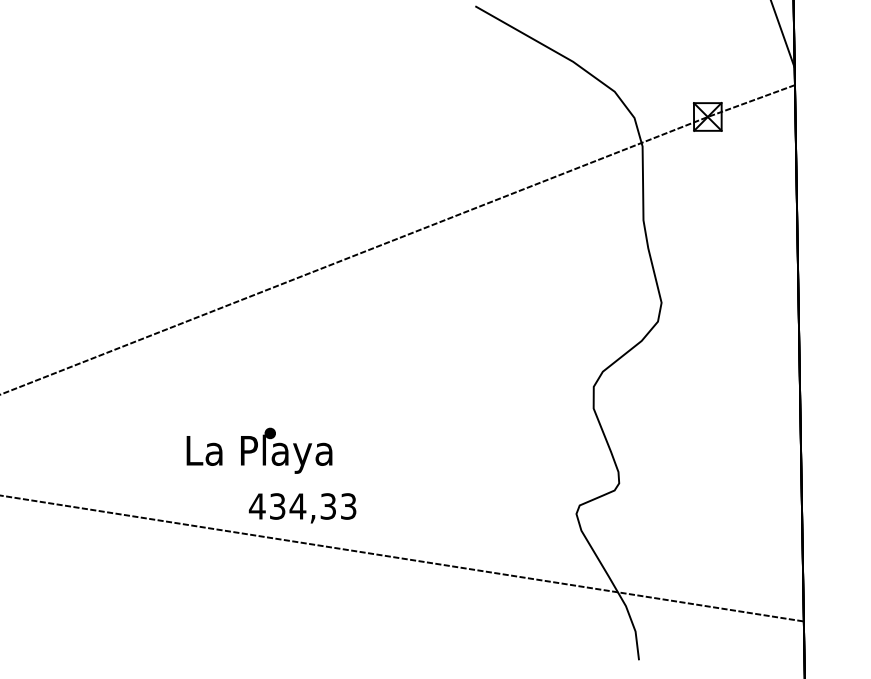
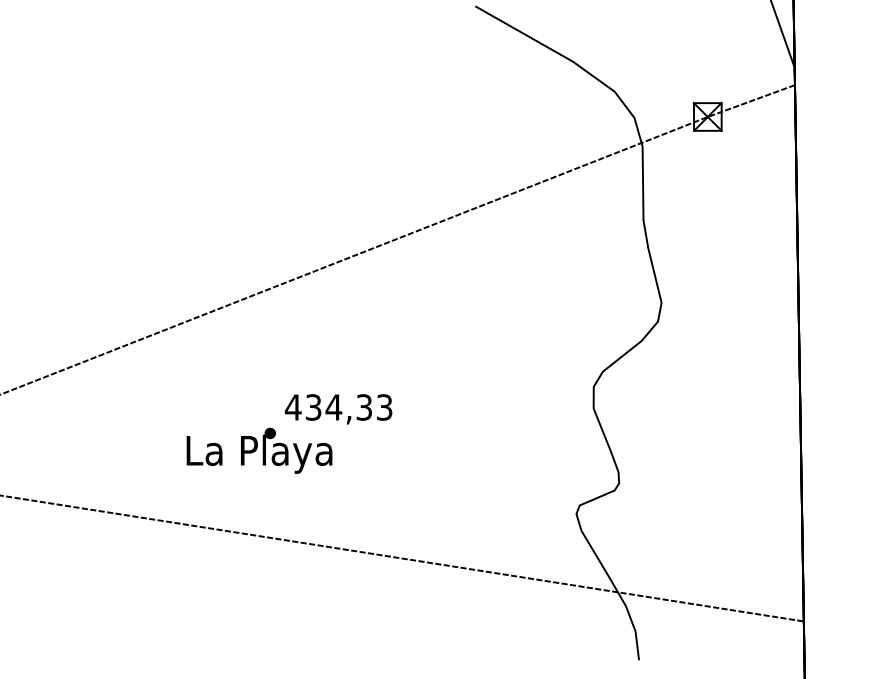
text position: (302, 508) -> (338, 409) (338, 409)
